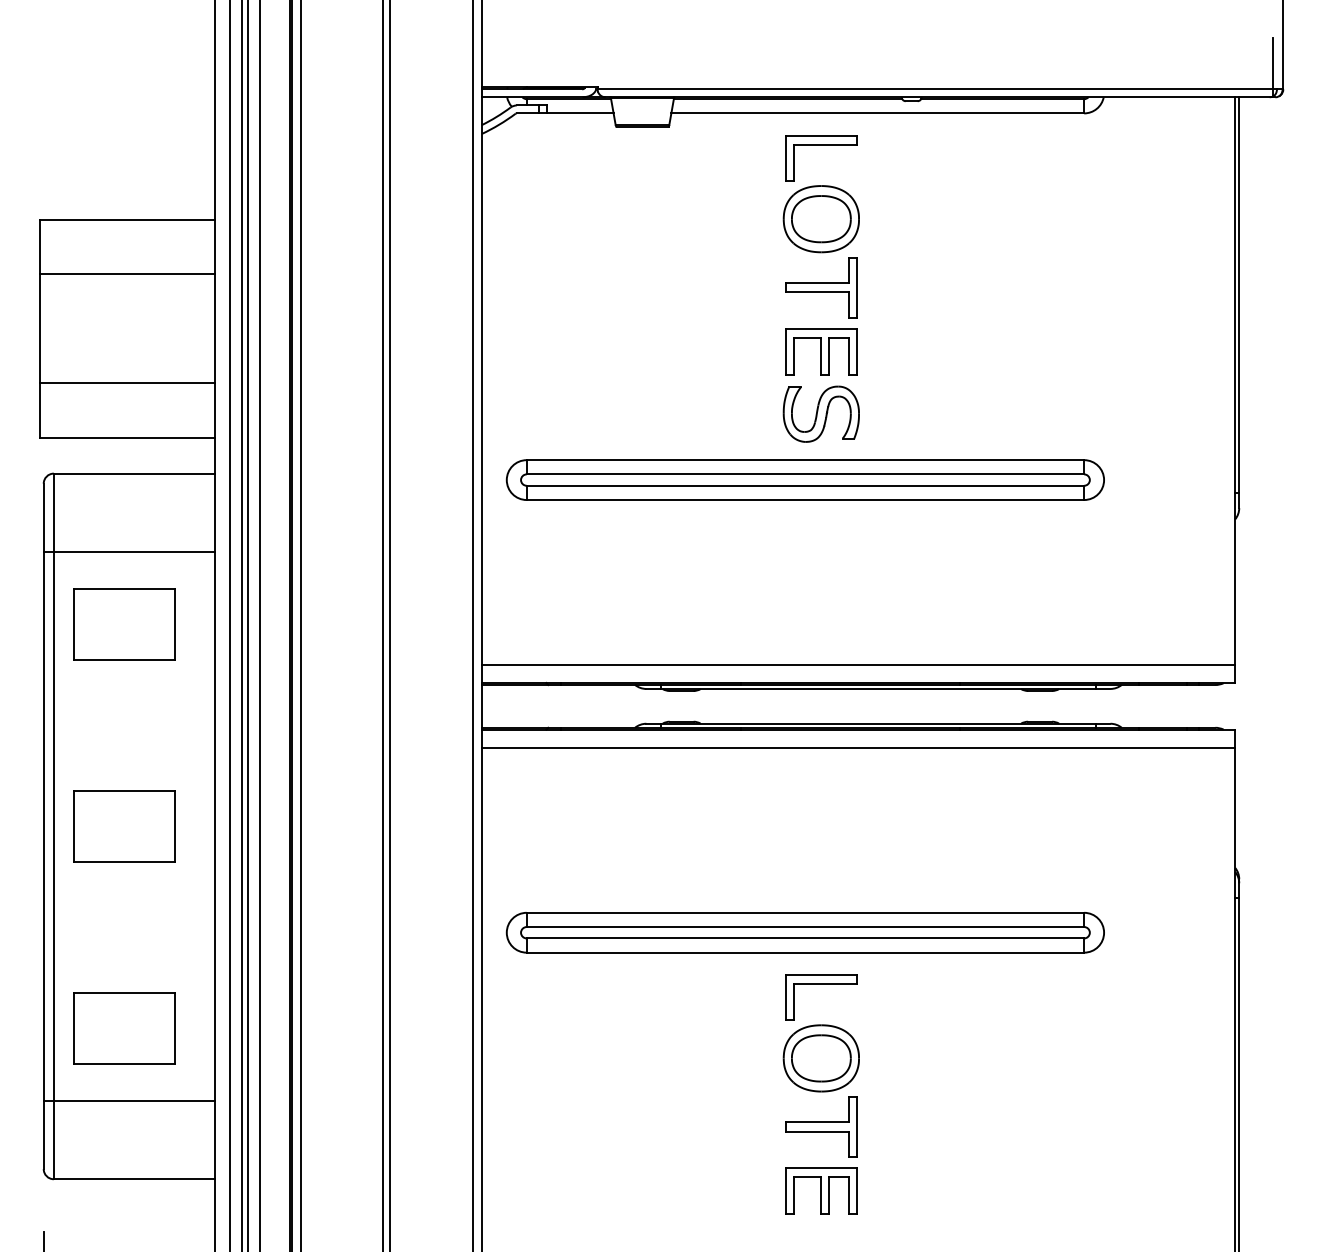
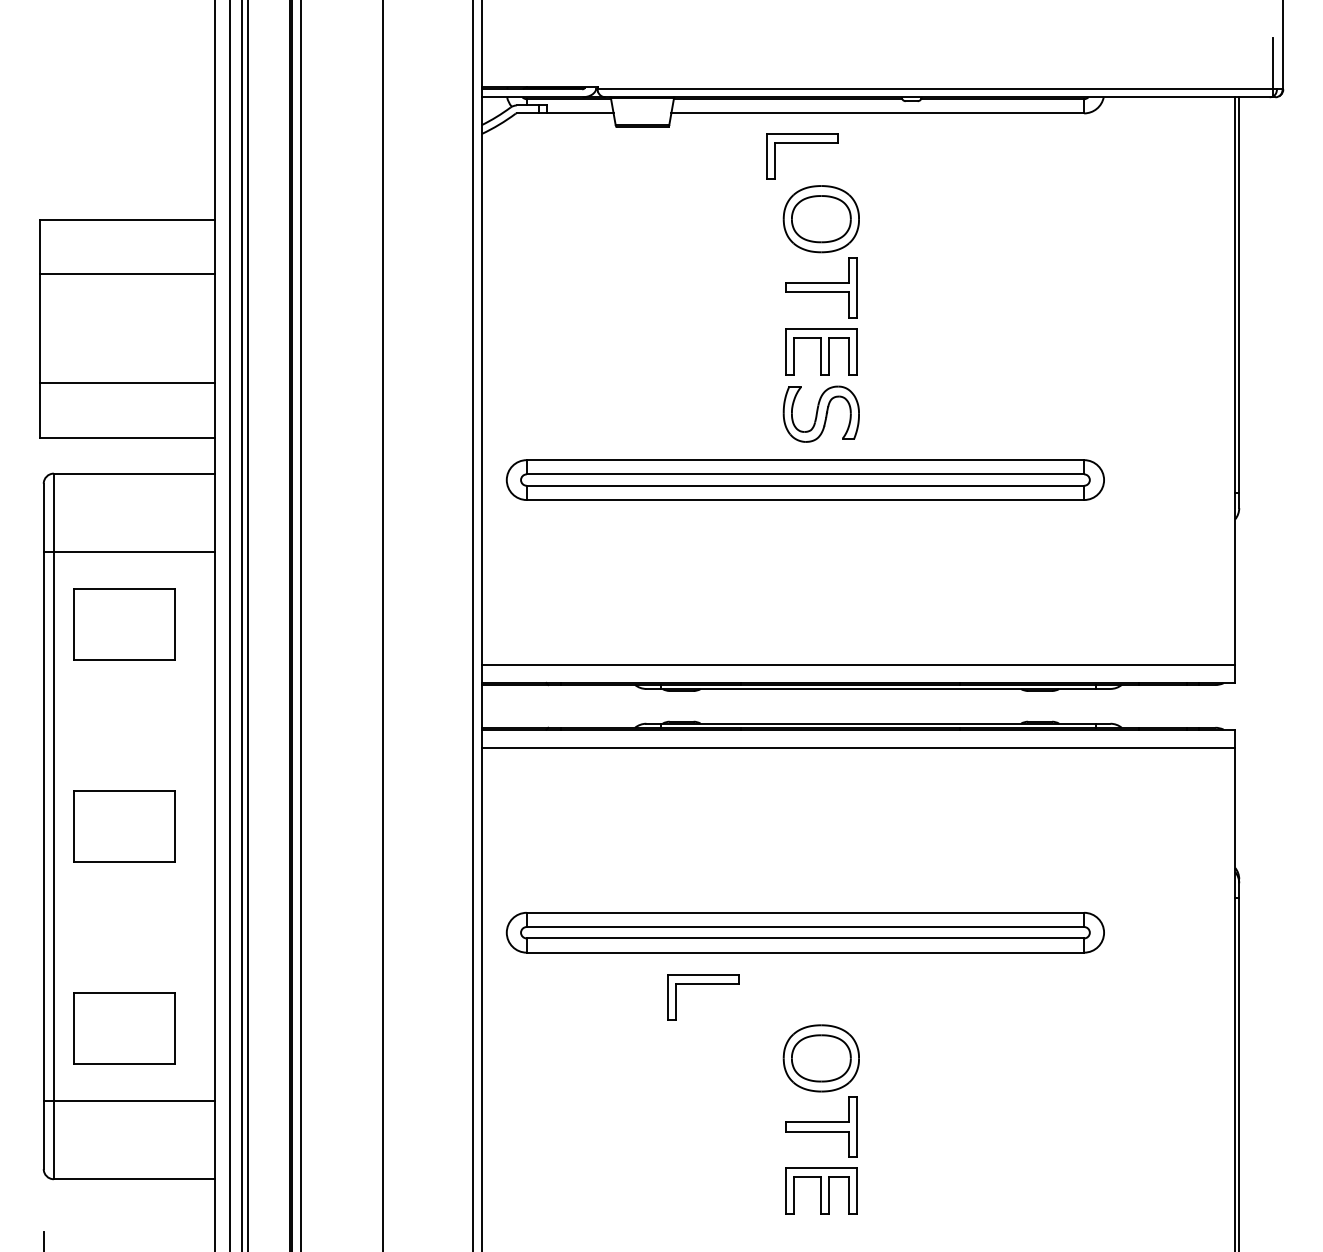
part position: (821, 145) -> (802, 143) (802, 143)
line: present -> none (260, 625)
line: present -> none (389, 625)
part position: (821, 984) -> (703, 984) (703, 984)
